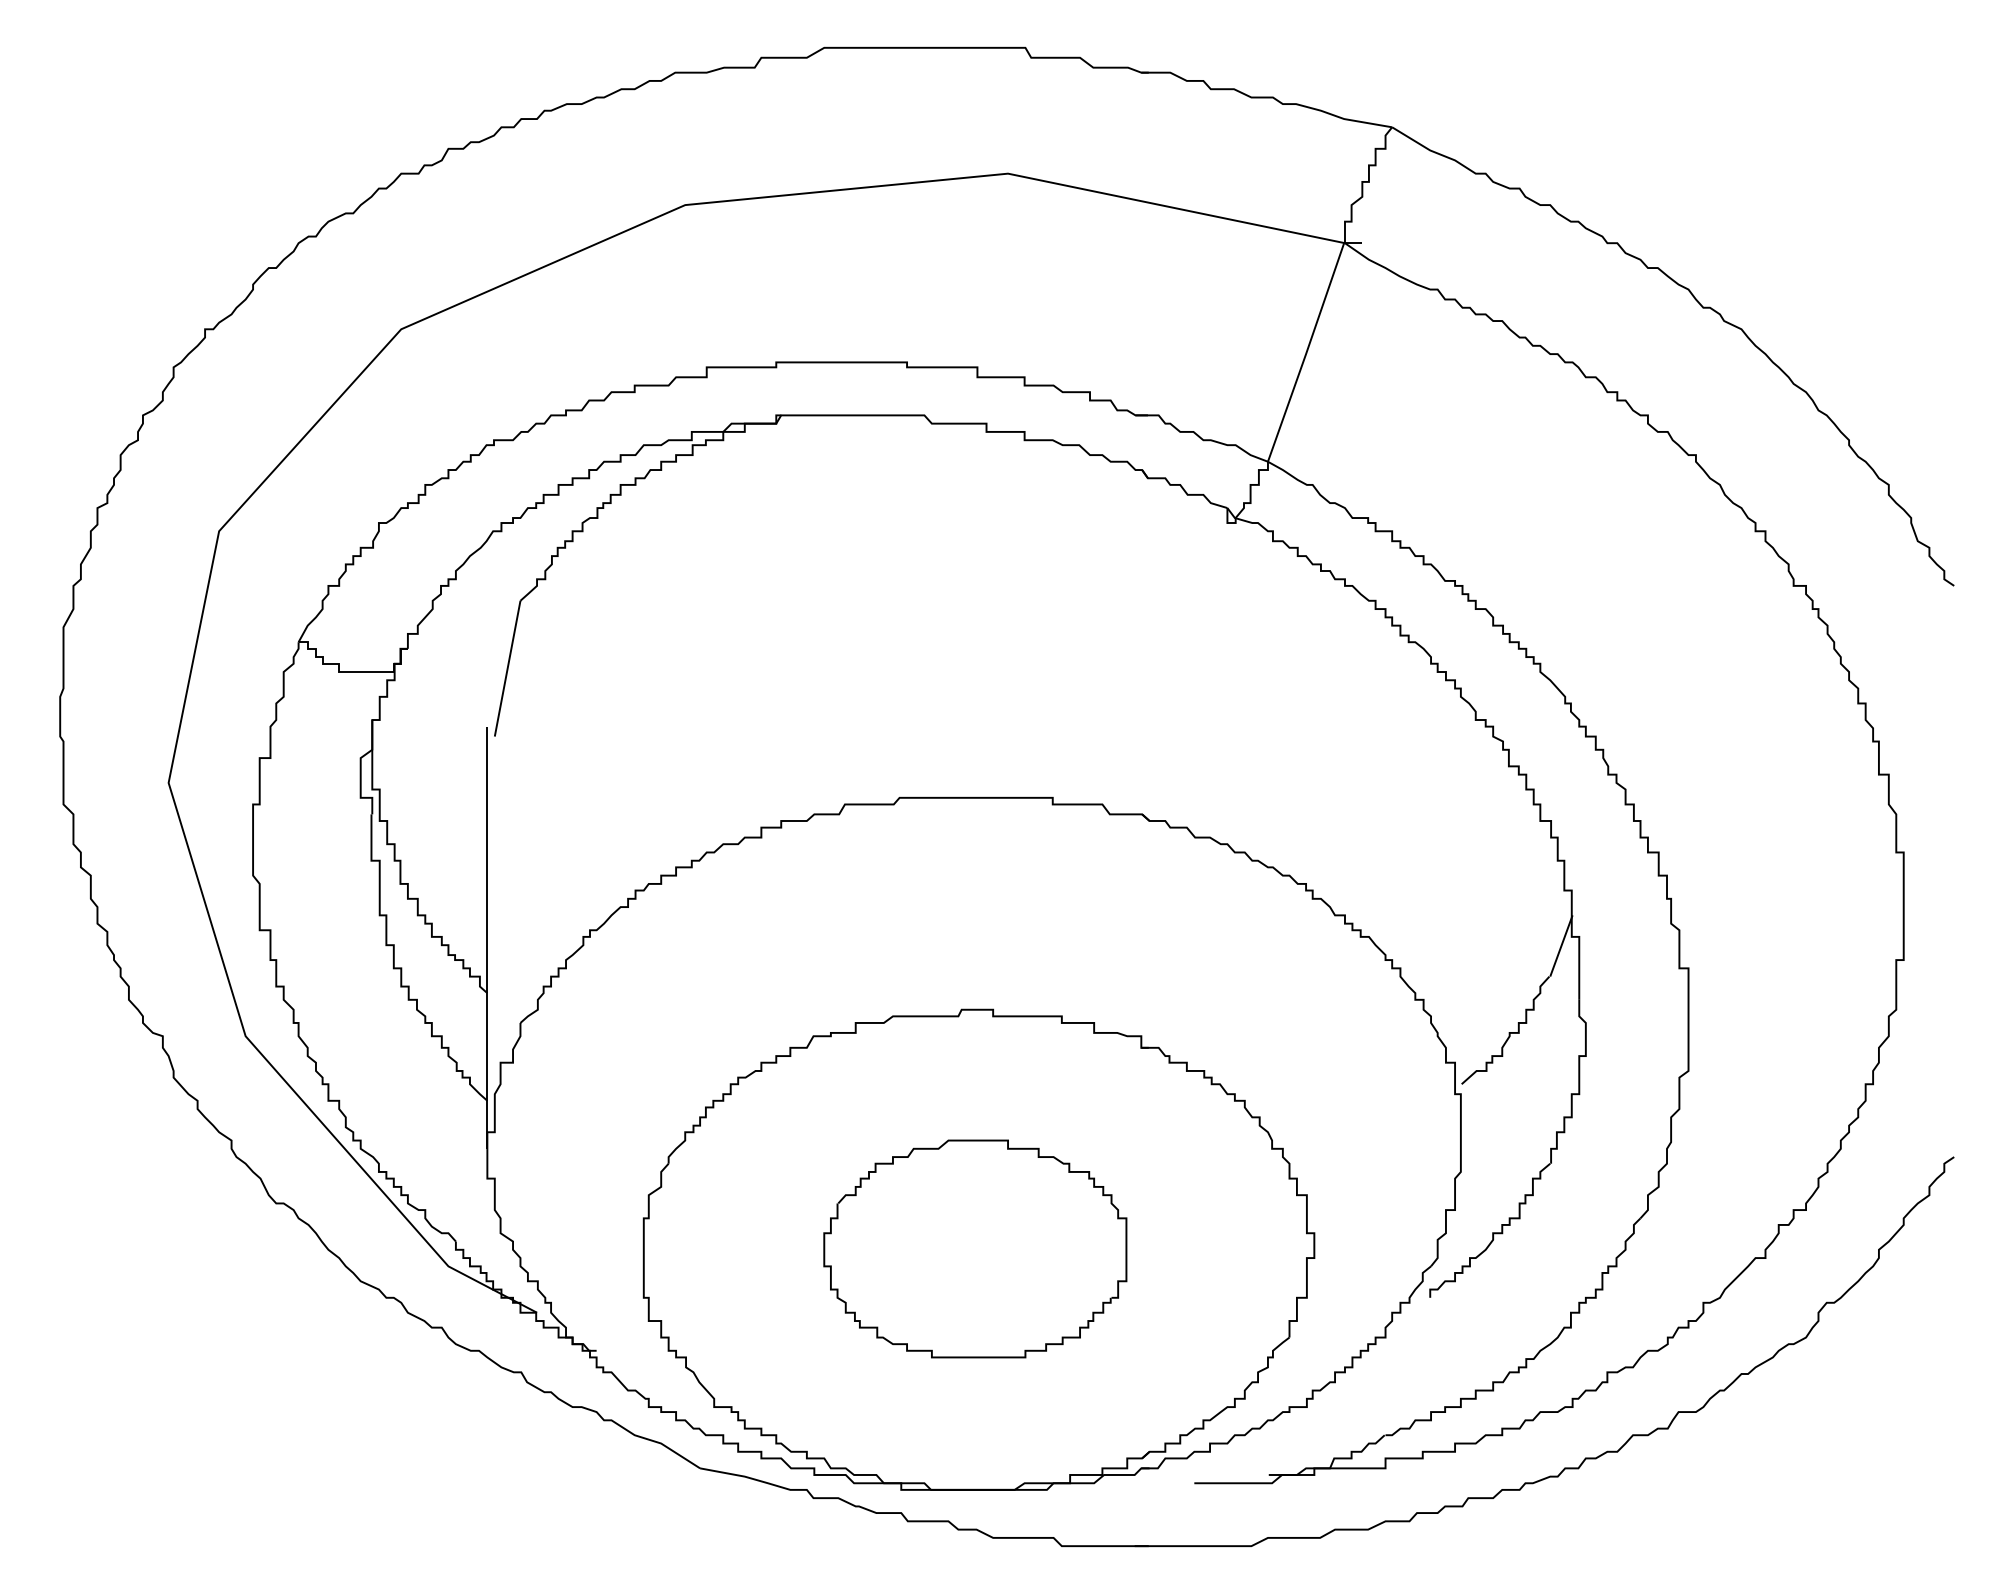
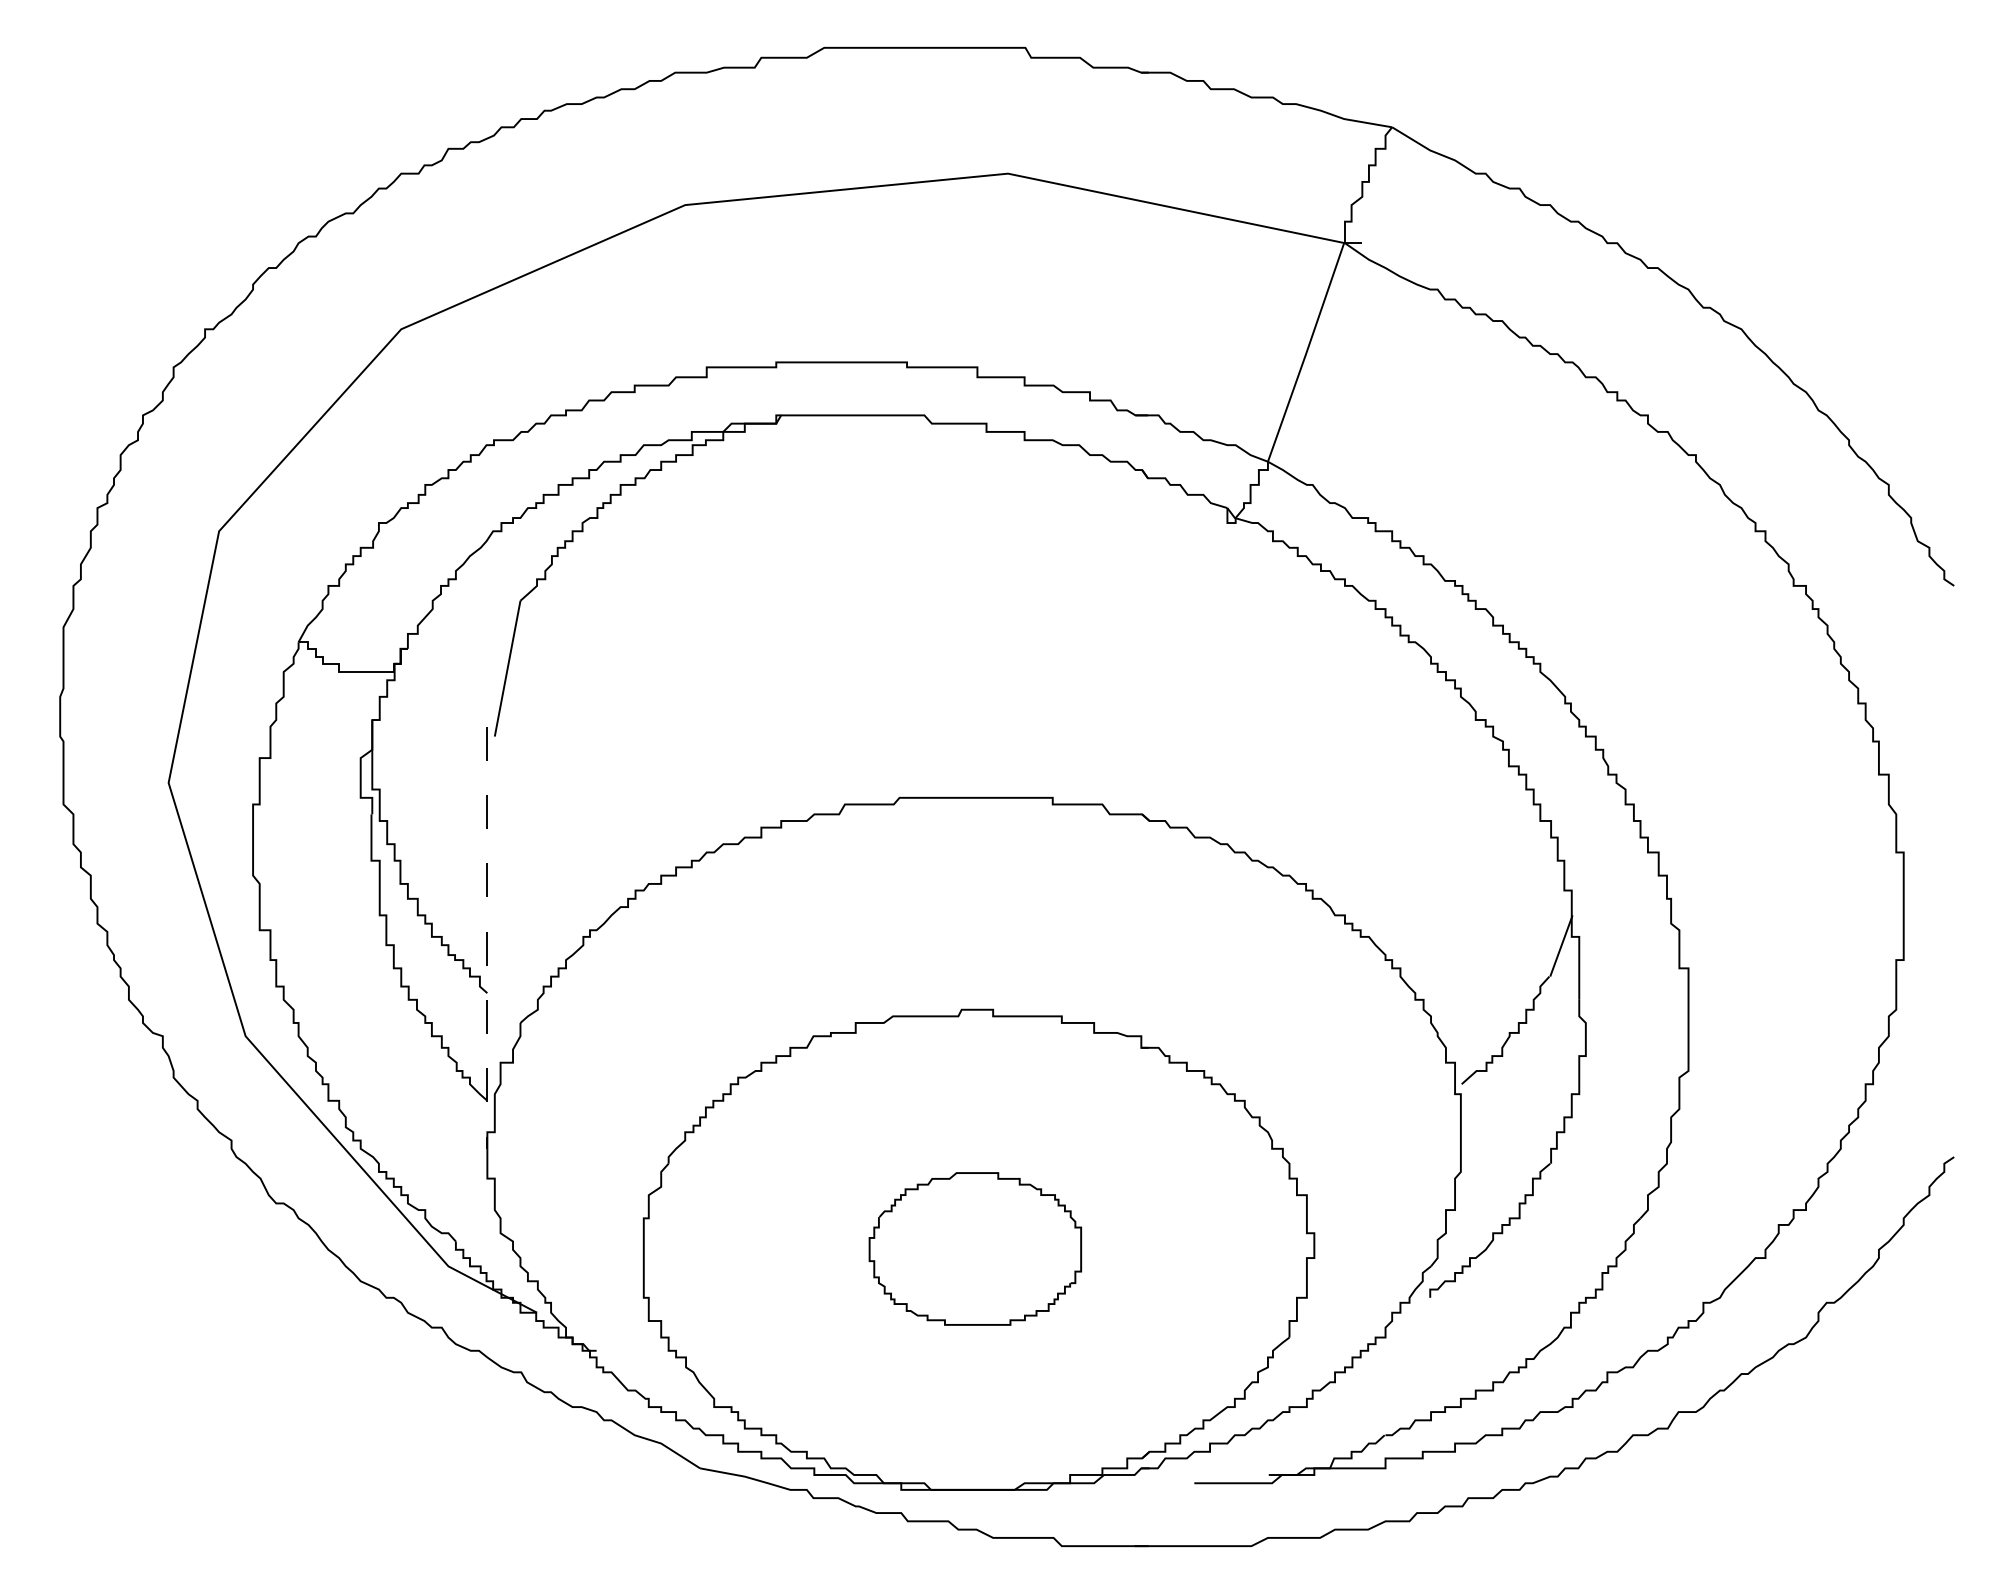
line: solid -> dashed (487, 938)
part size: 305x220 px -> 214x154 px (974, 1248)
